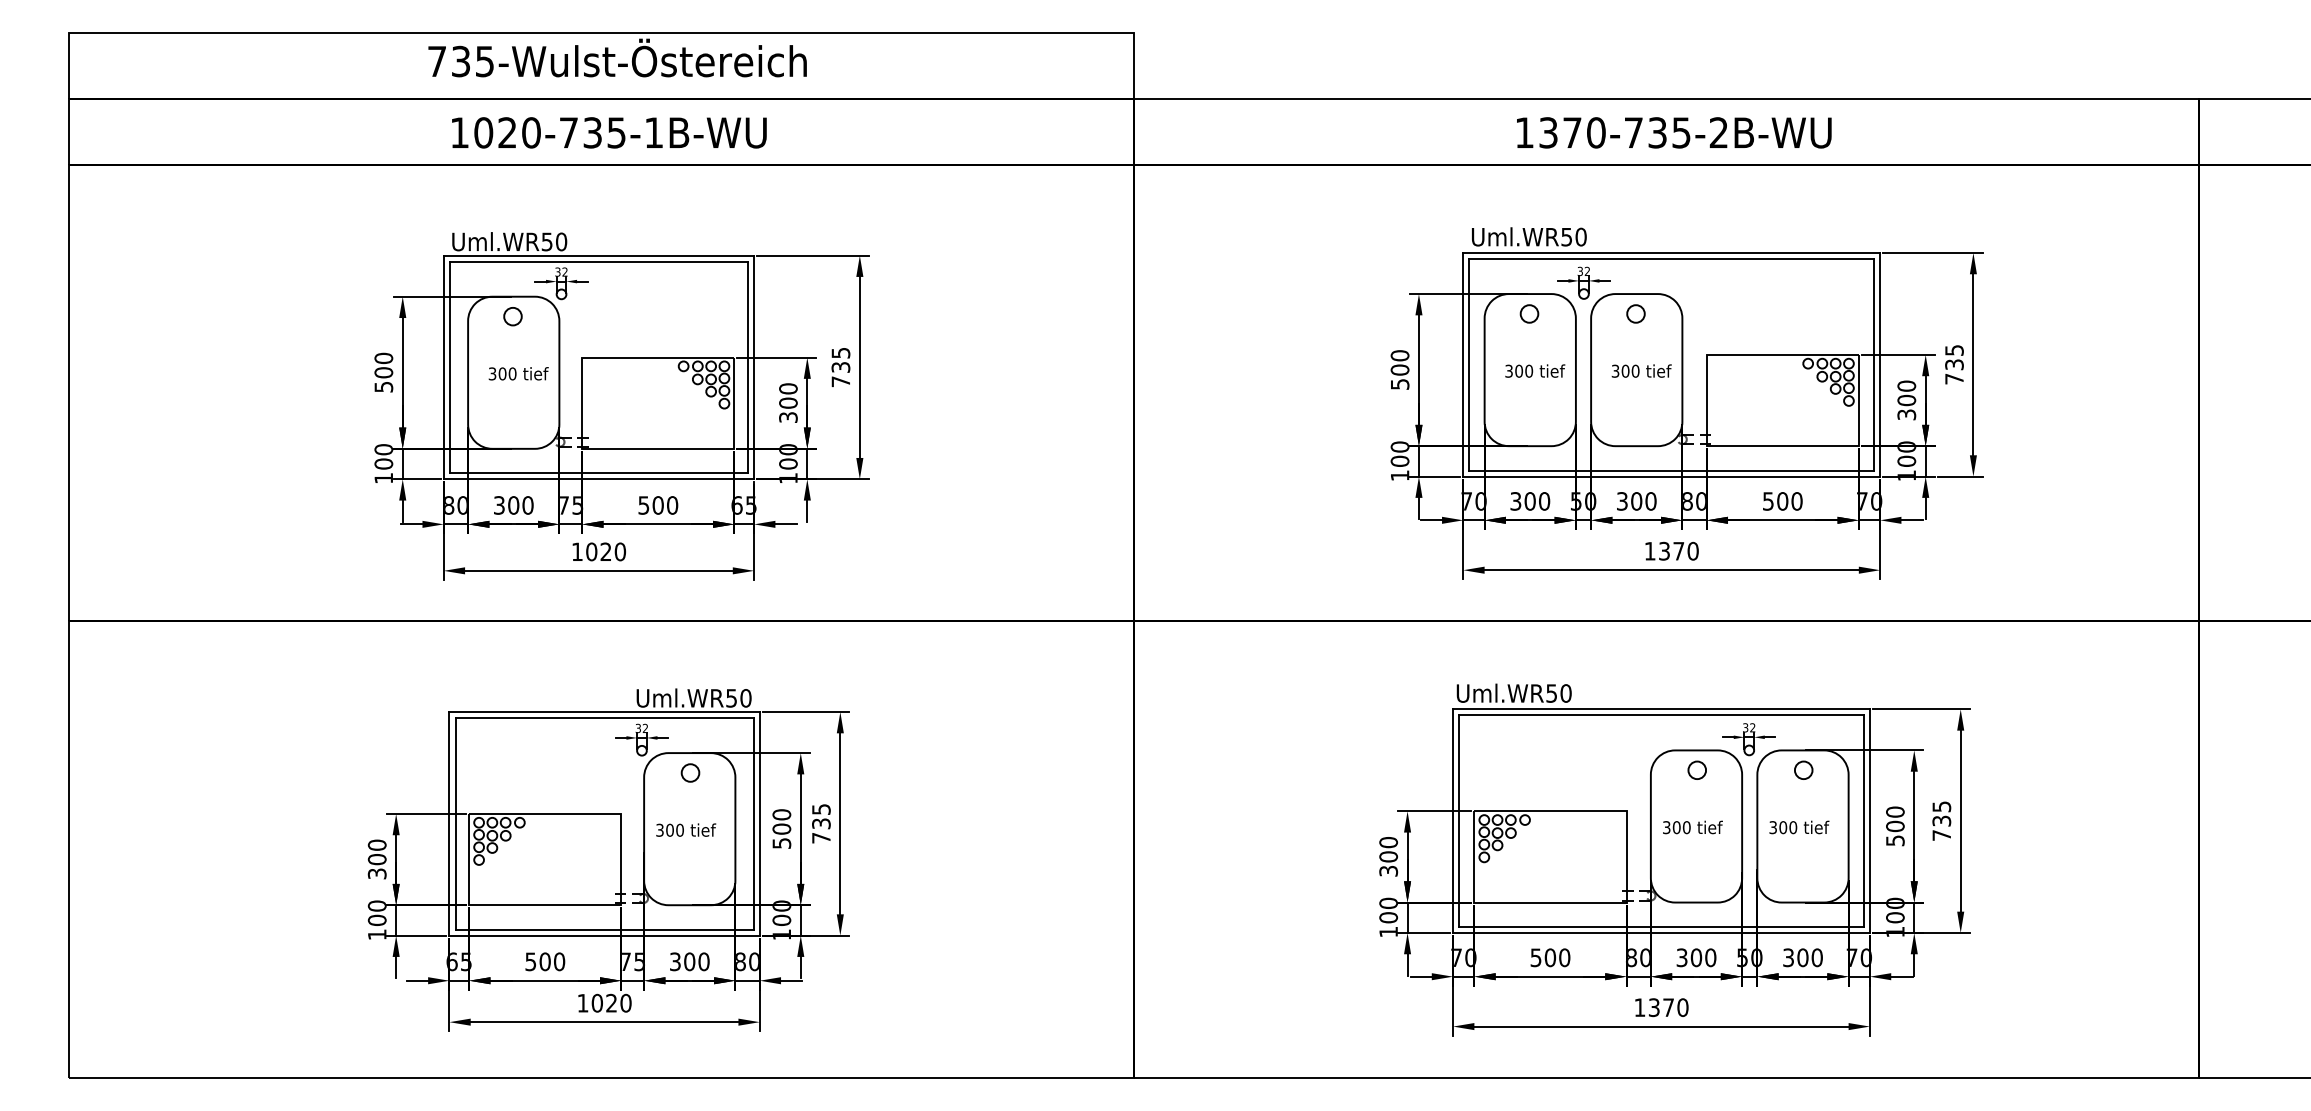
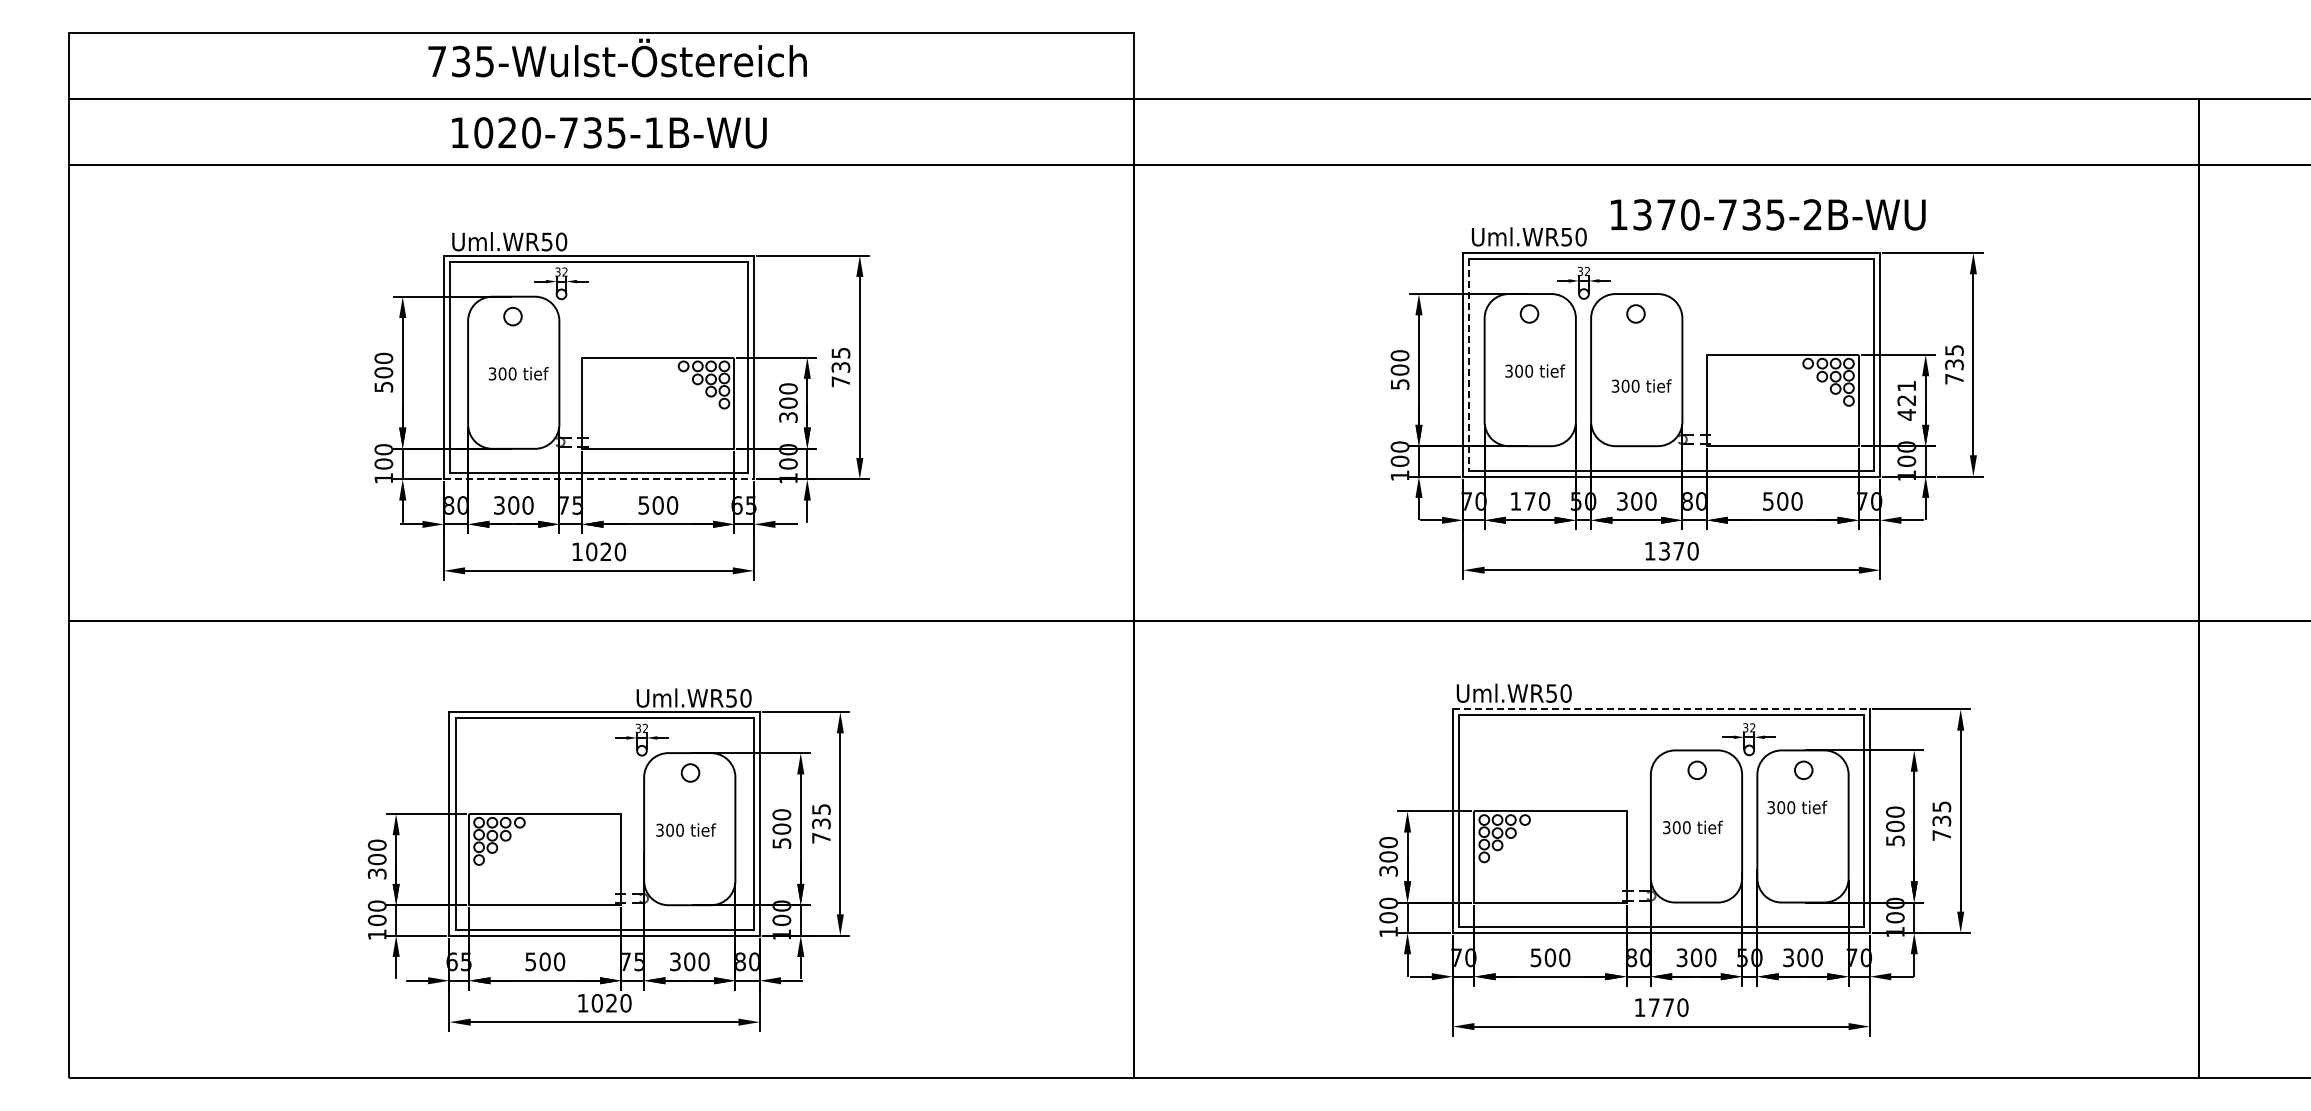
text position: (1674, 132) -> (1768, 214) (1768, 214)
line: solid -> dashed (1469, 364)
text position: (1641, 370) -> (1641, 385) (1641, 385)
text: 300 -> 421 (1906, 400)
line: solid -> dashed (599, 479)
text: 300 -> 170 (1522, 501)
line: solid -> dashed (1662, 709)
text position: (1799, 827) -> (1797, 807) (1797, 807)
text: 1370 -> 1770 (1653, 1007)
